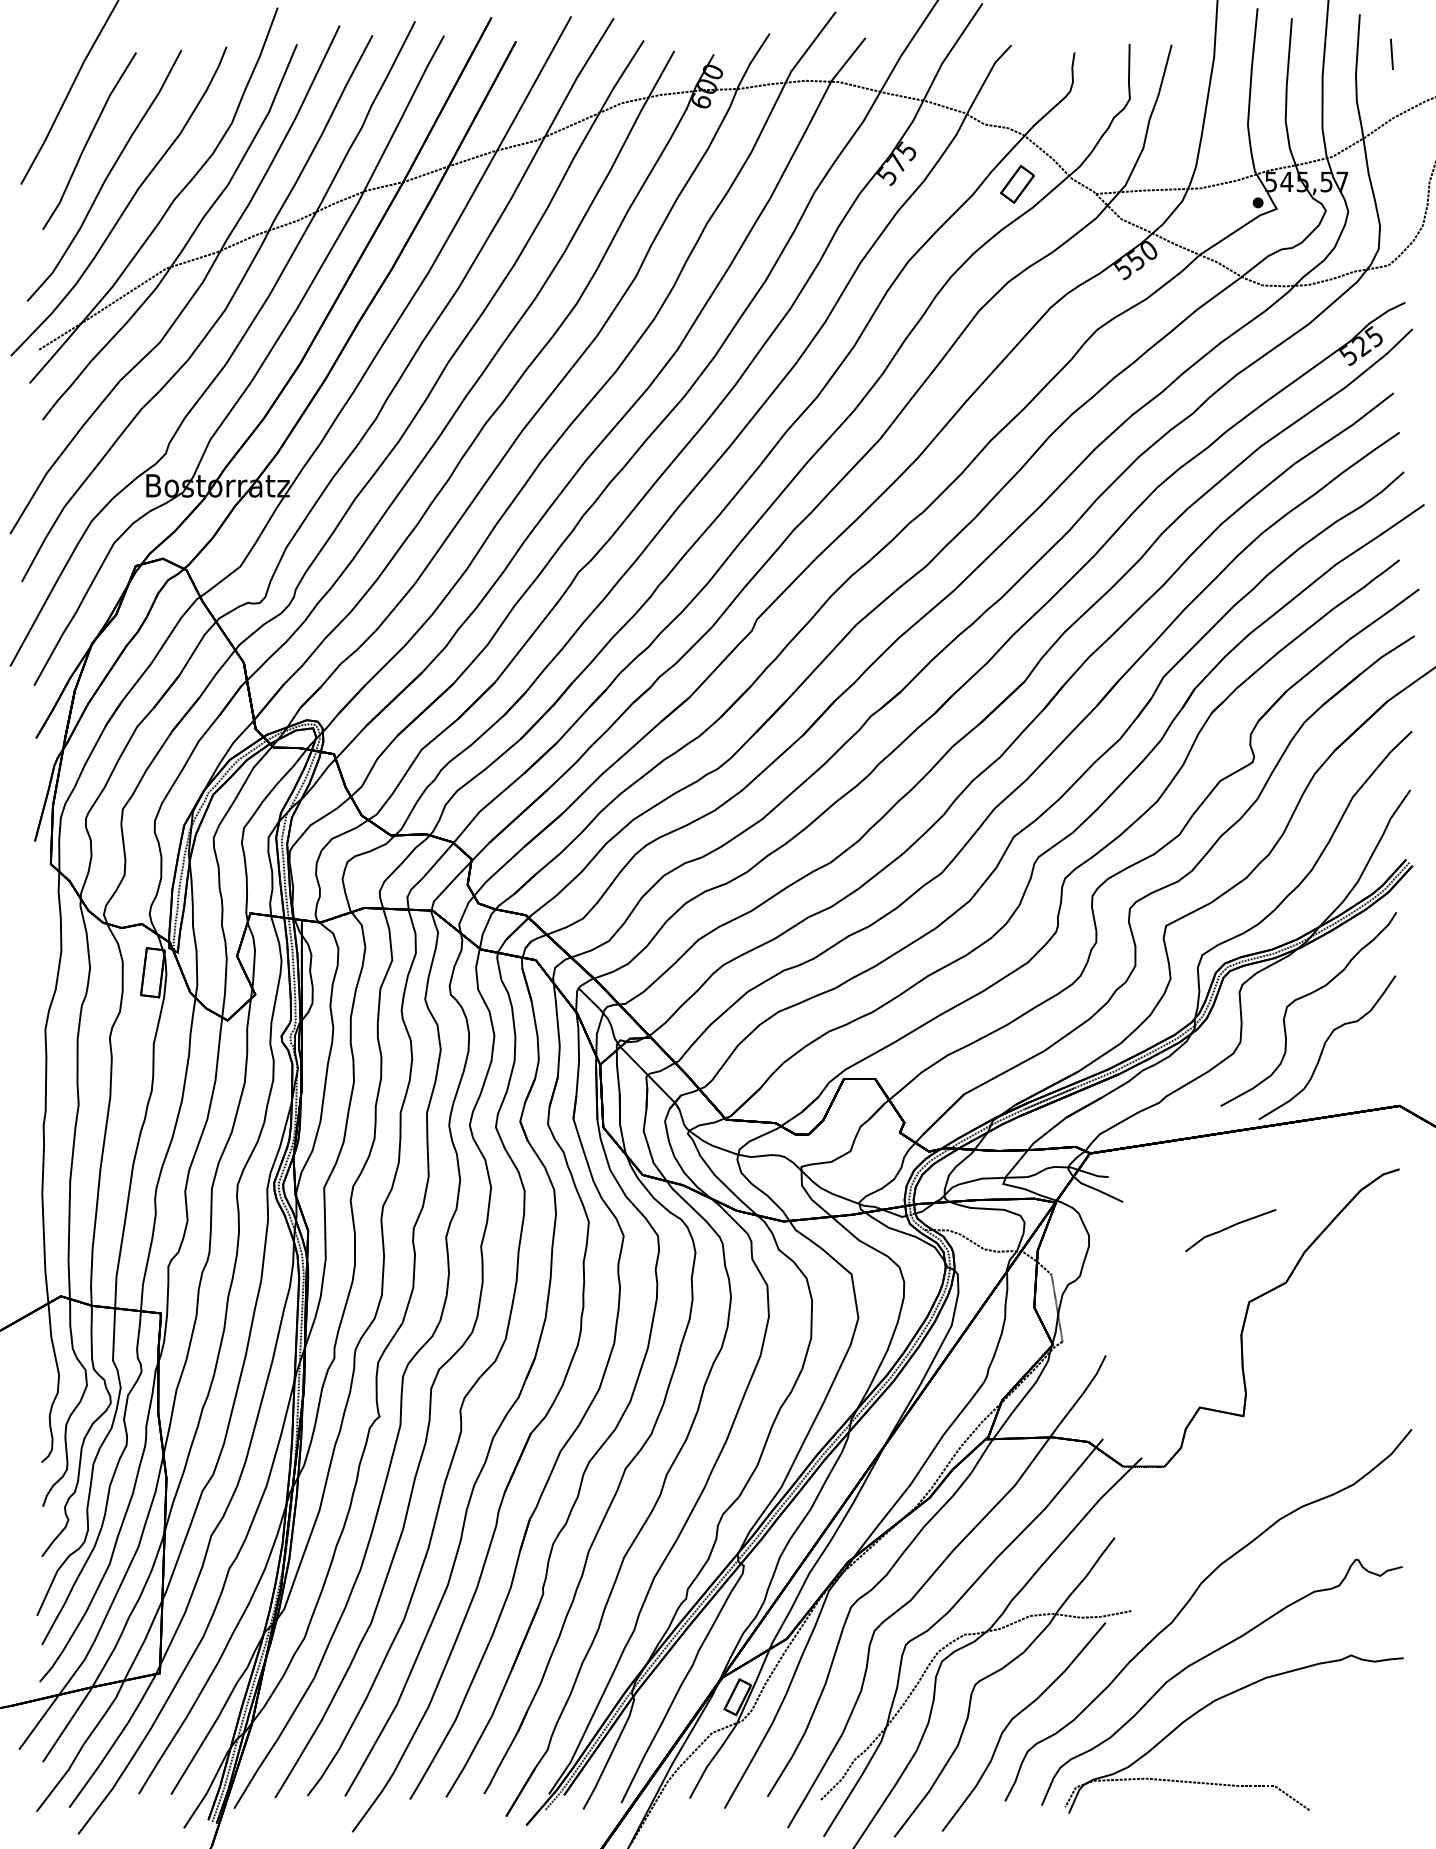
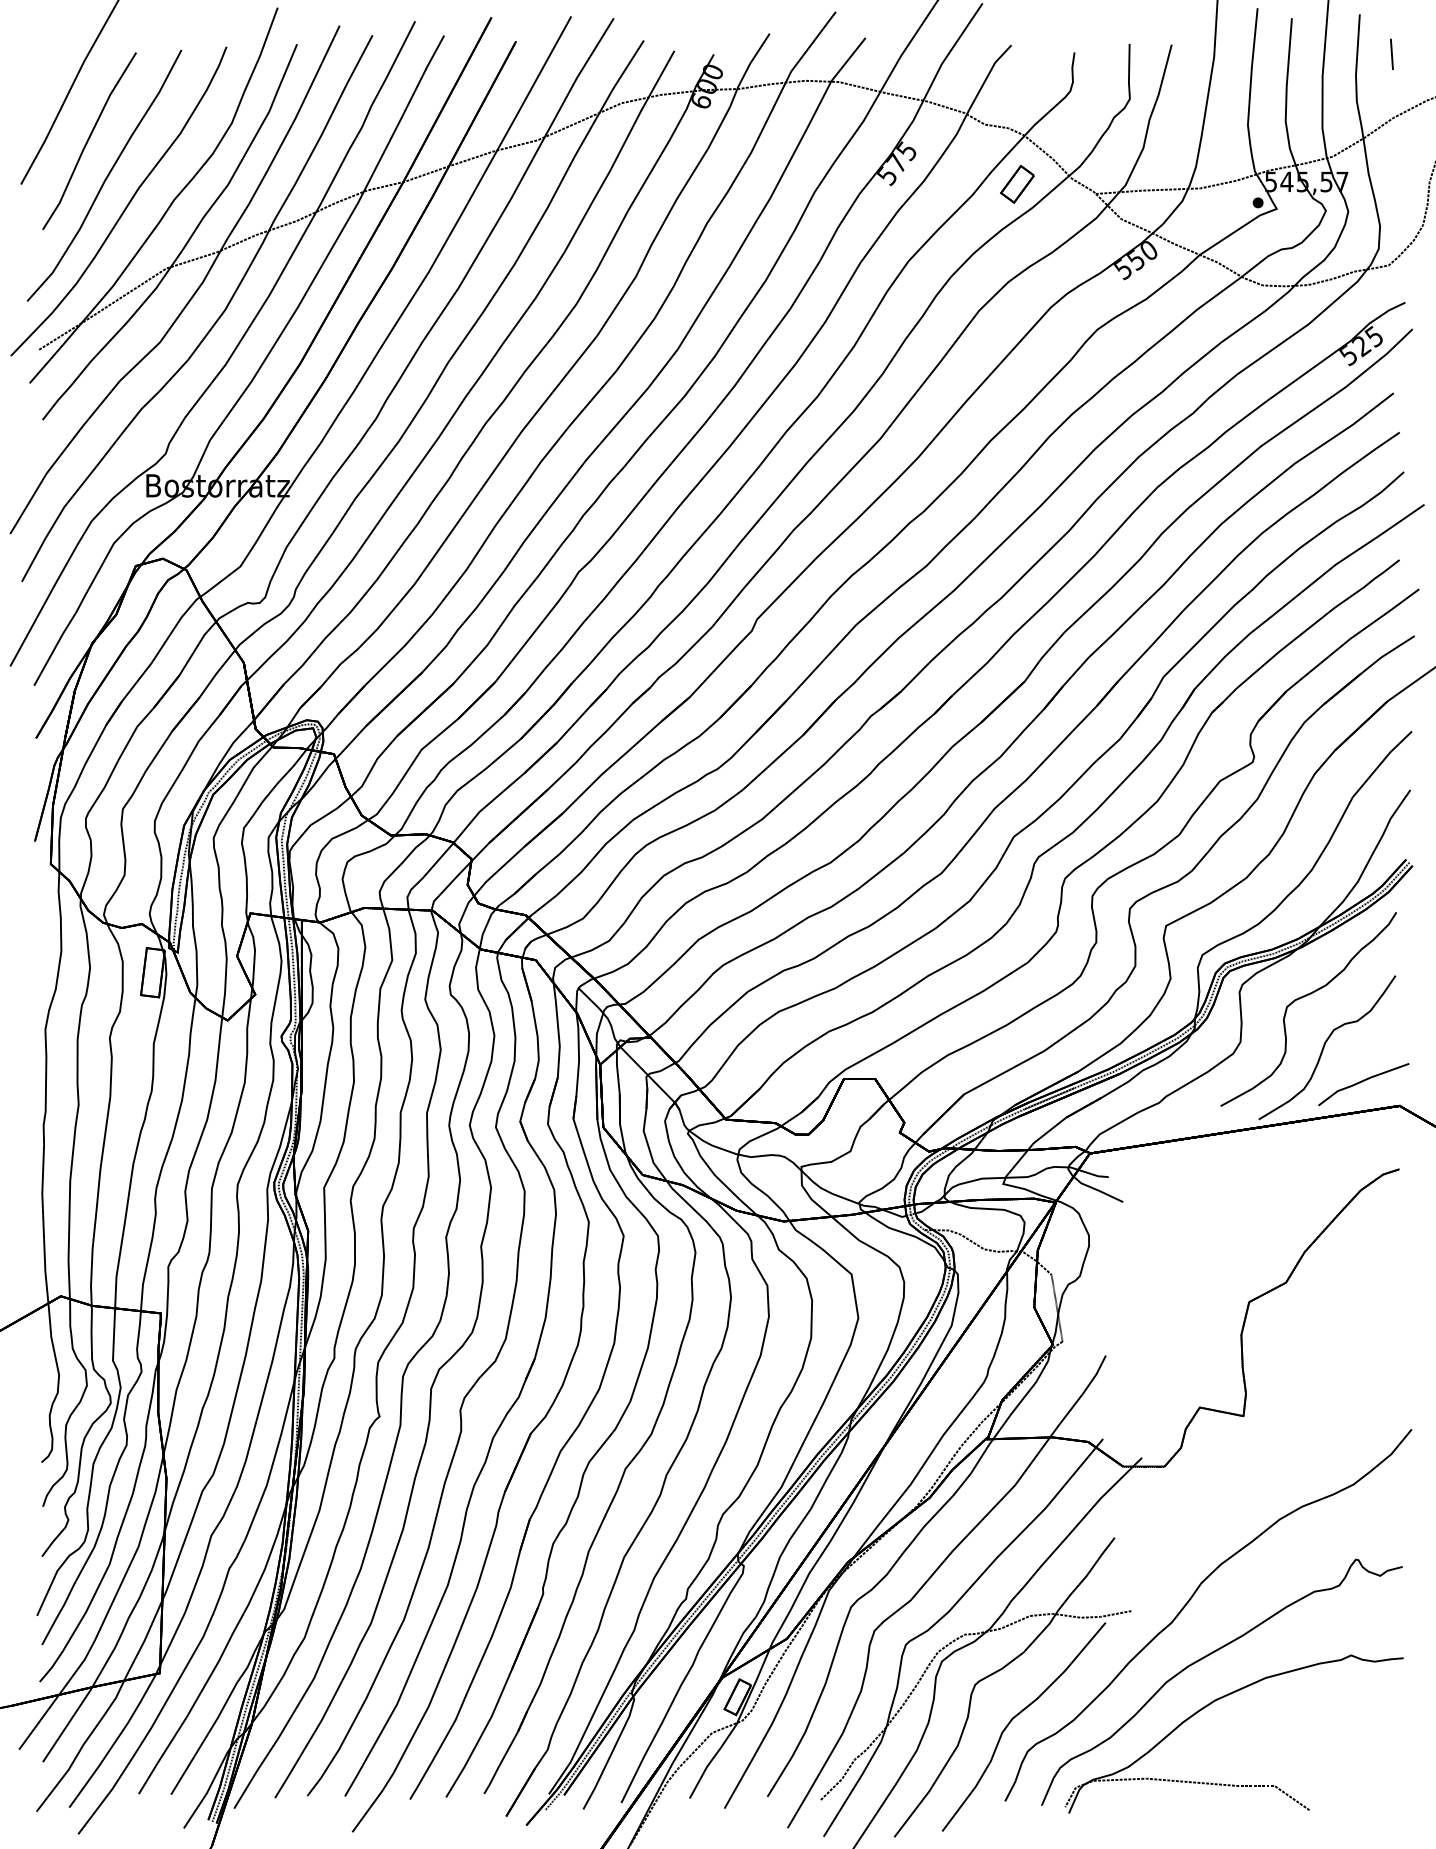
line position: (1229, 1228) -> (1362, 1082) (1362, 1082)
